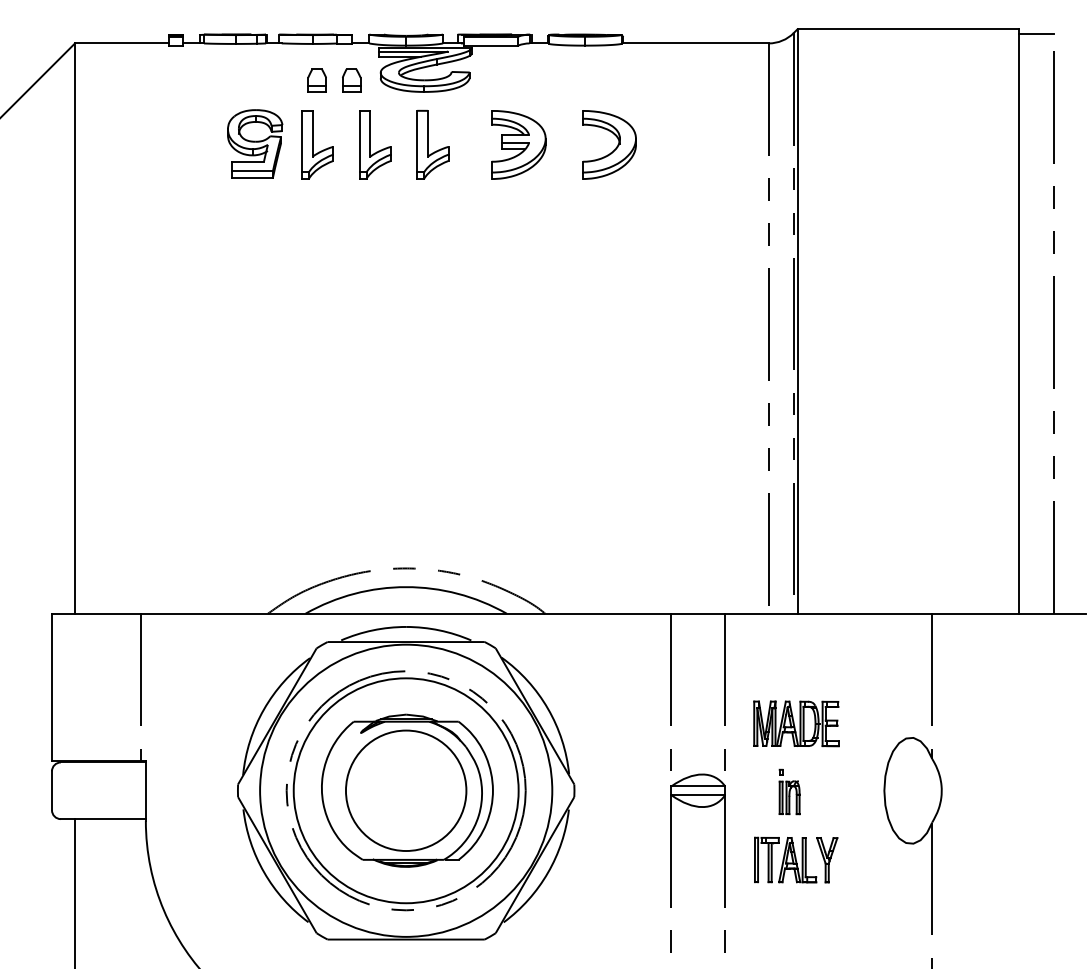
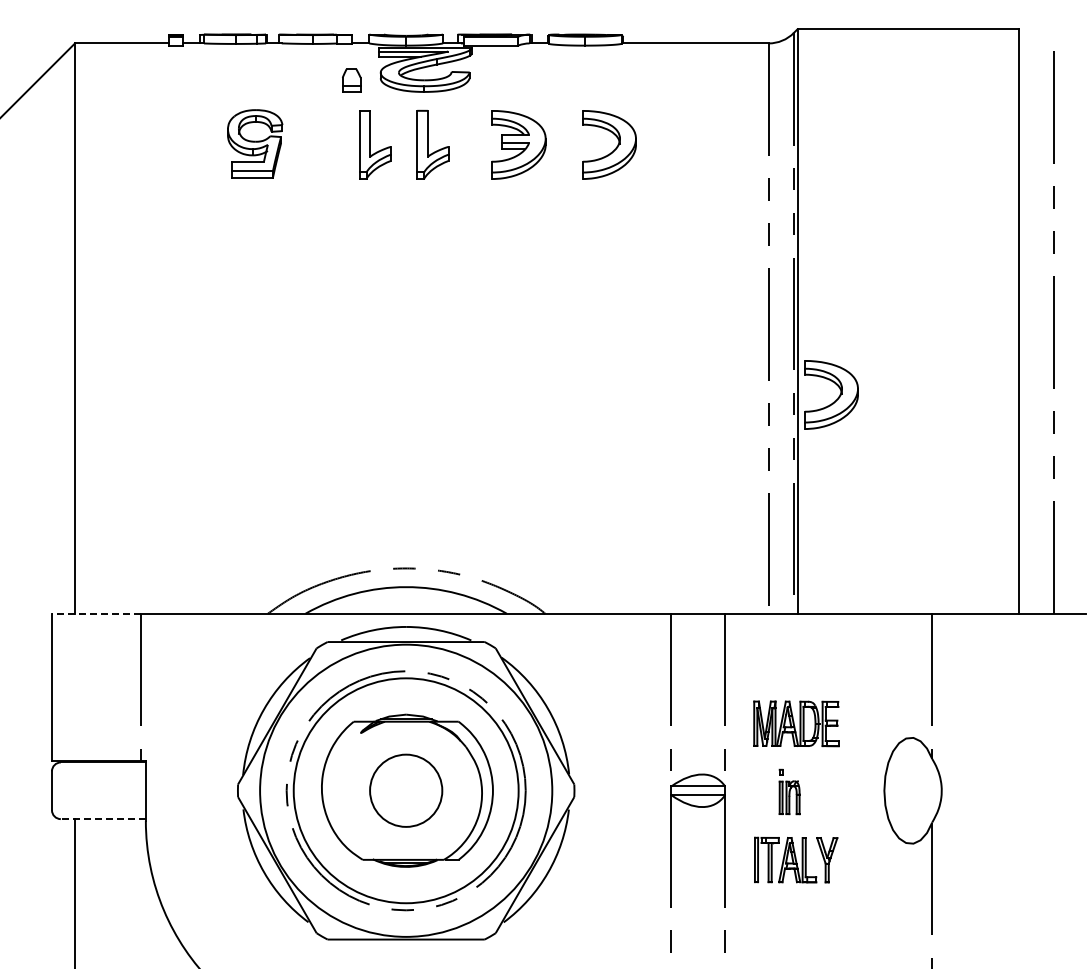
line: present -> none (1036, 33)
part: present -> none (316, 80)
part: present -> none (317, 144)
part: none -> present (837, 397)
line: solid -> dashed (95, 613)
circle diameter: 120 px -> 72 px (406, 790)
line: solid -> dashed (103, 819)
